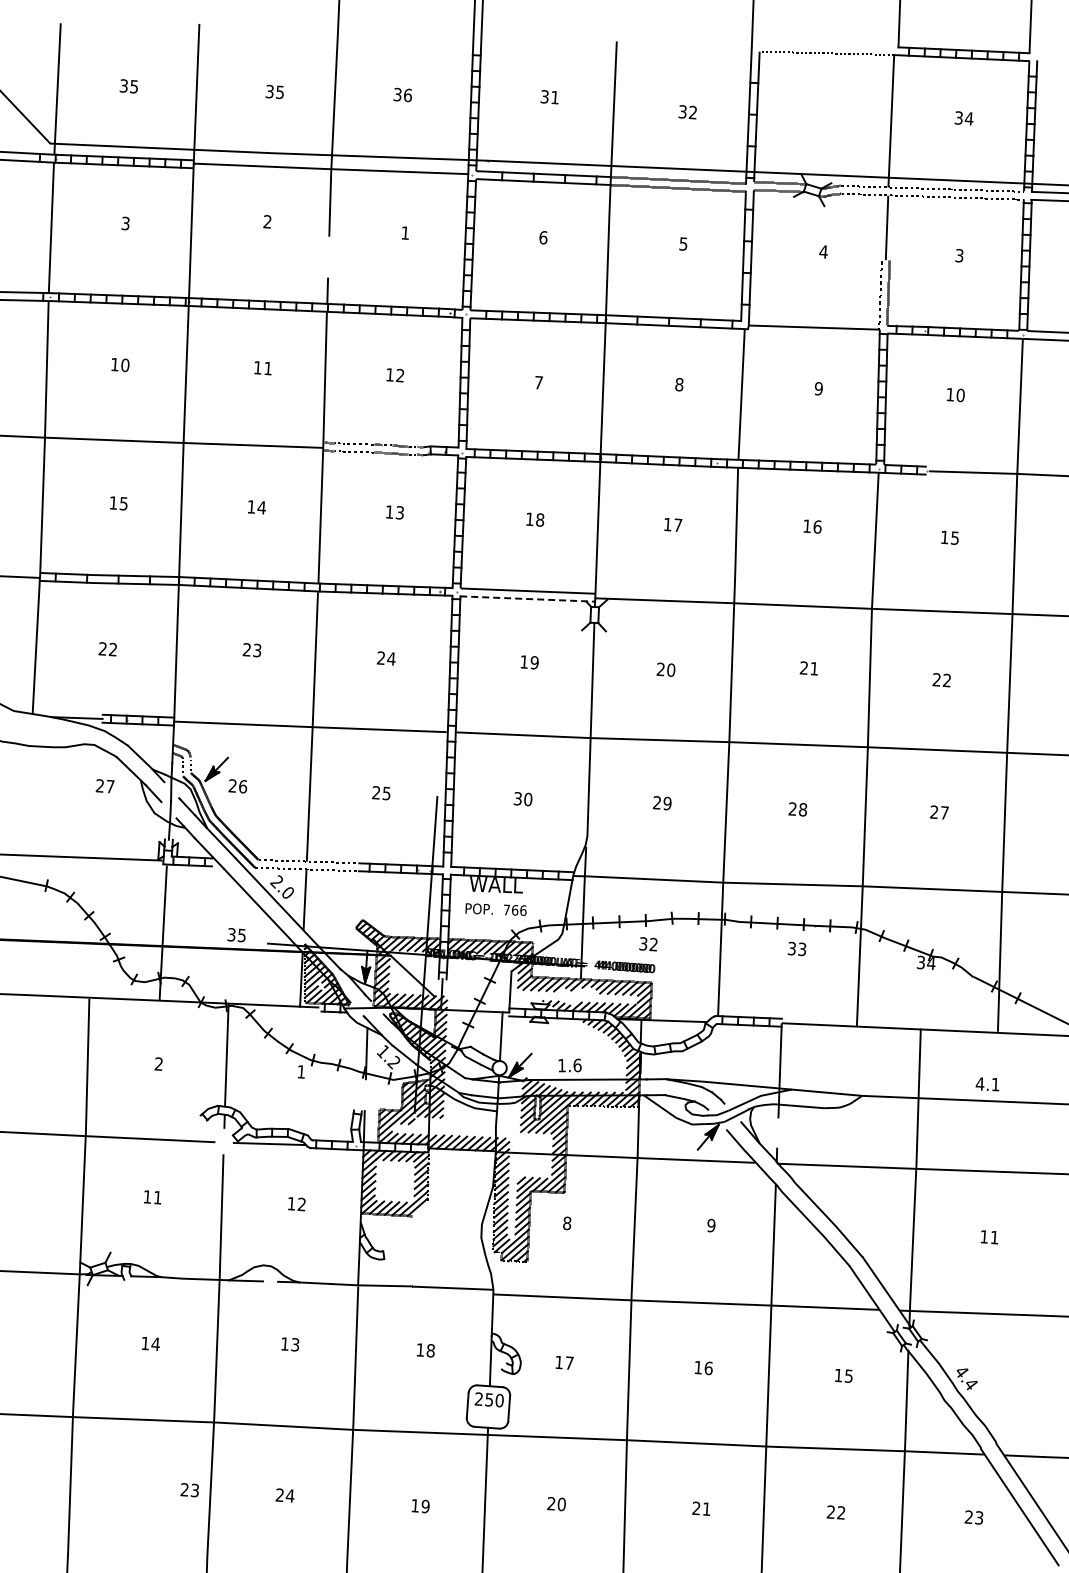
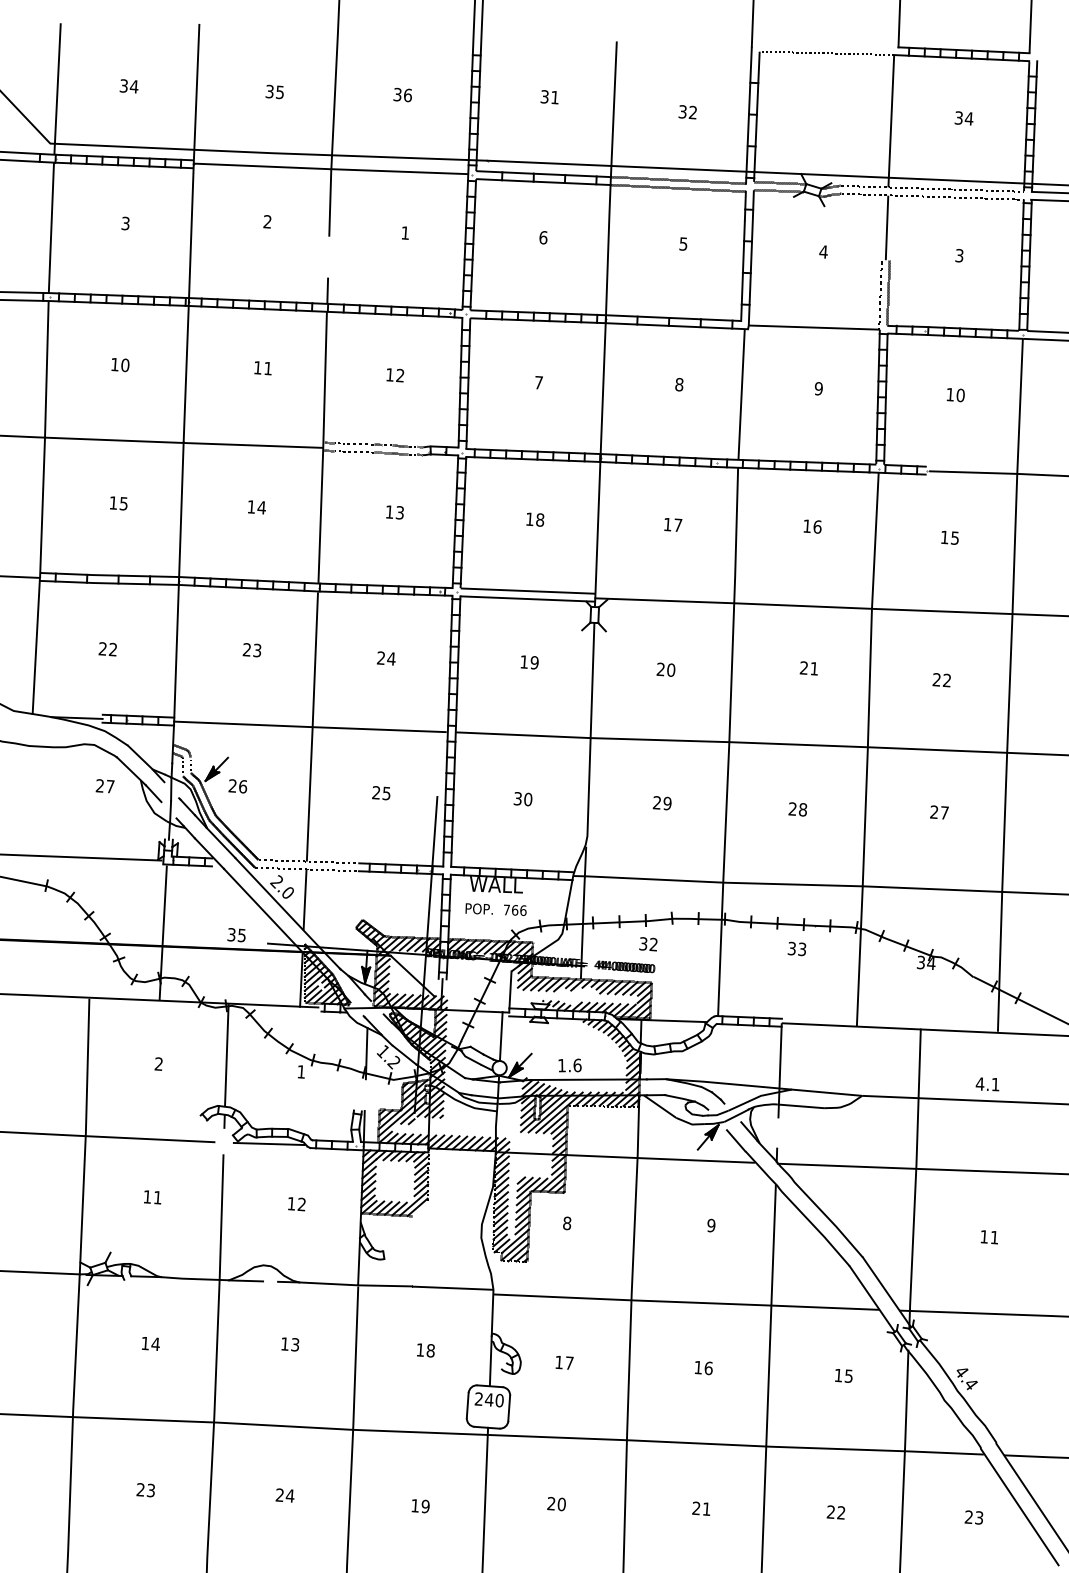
text: 35 -> 34 (133, 86)
line: dashed -> solid (527, 599)
text: 250 -> 240 (488, 1399)
text position: (189, 1490) -> (145, 1490) (145, 1490)
